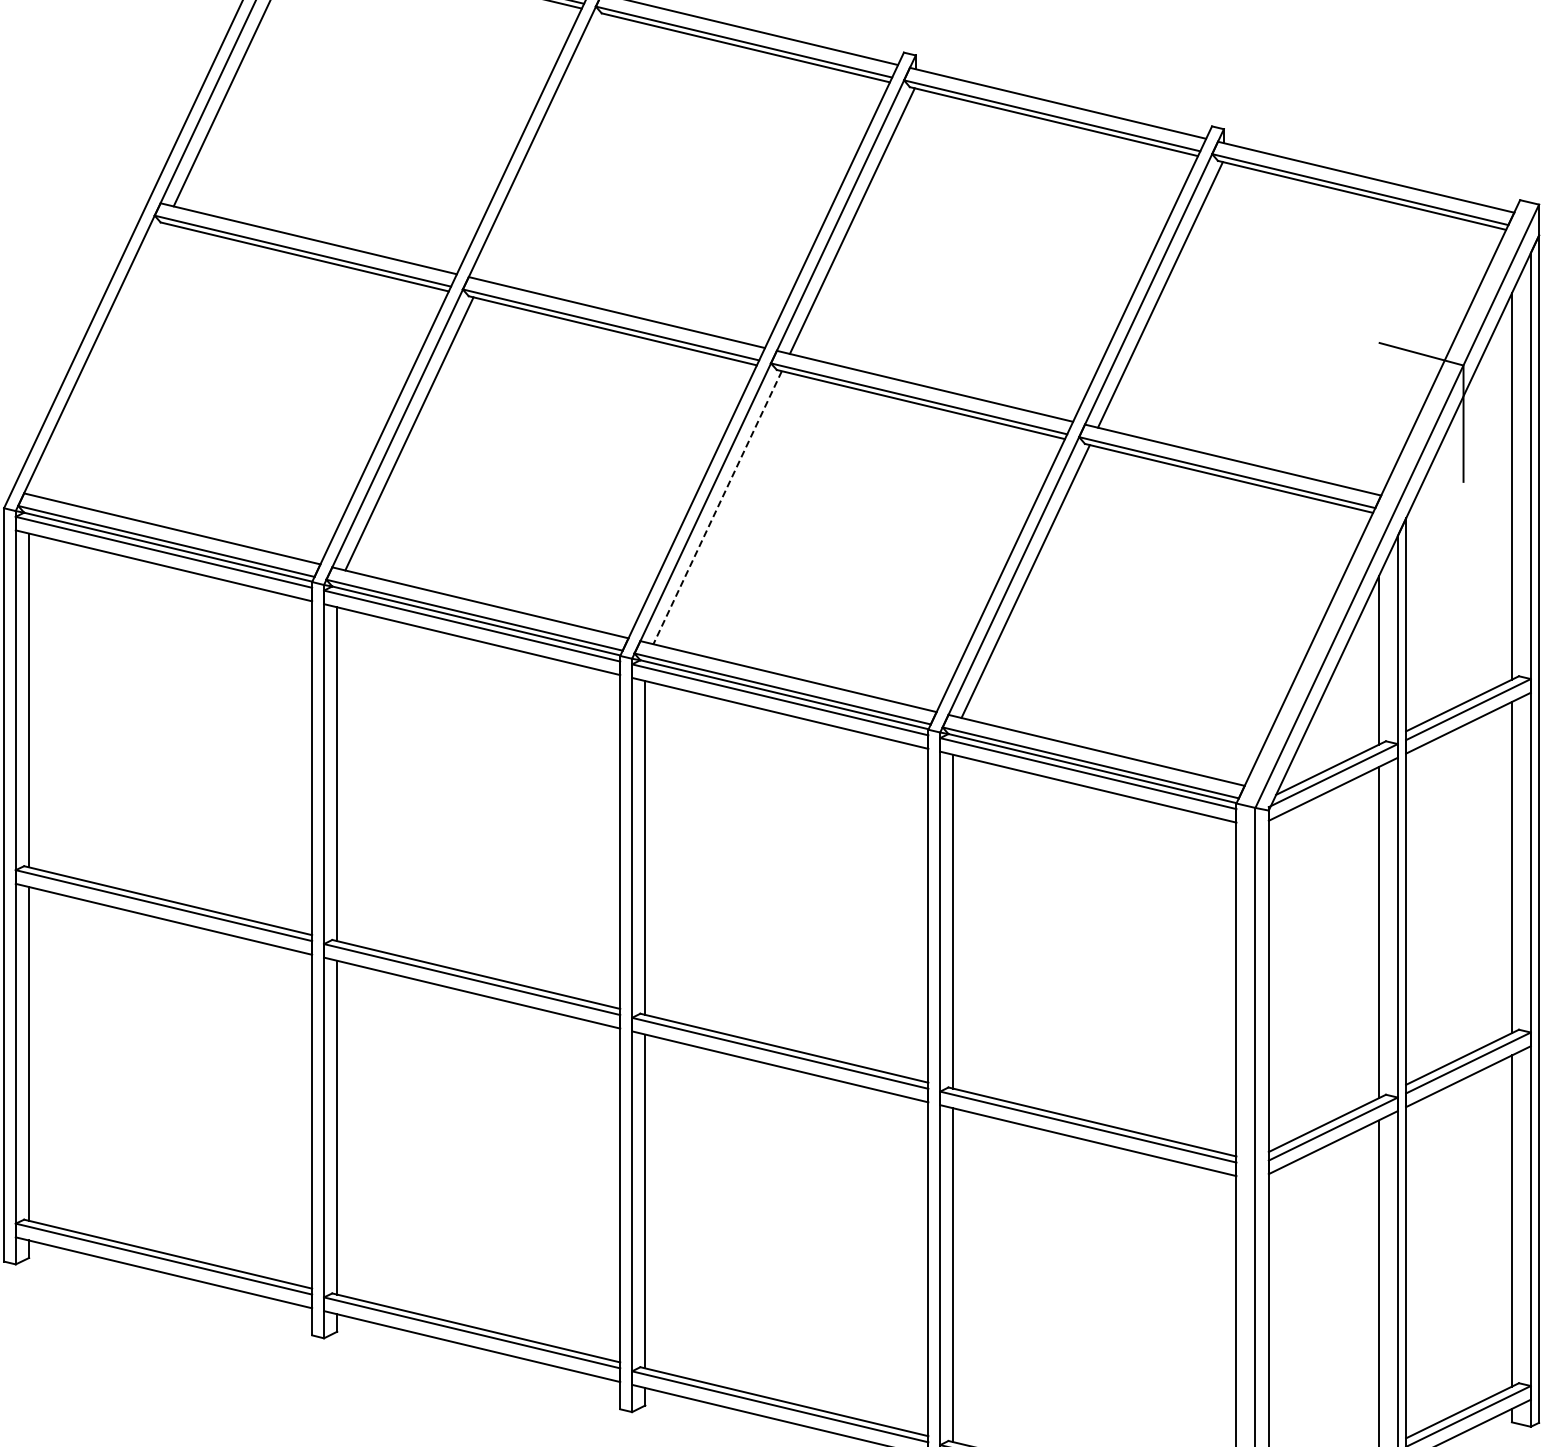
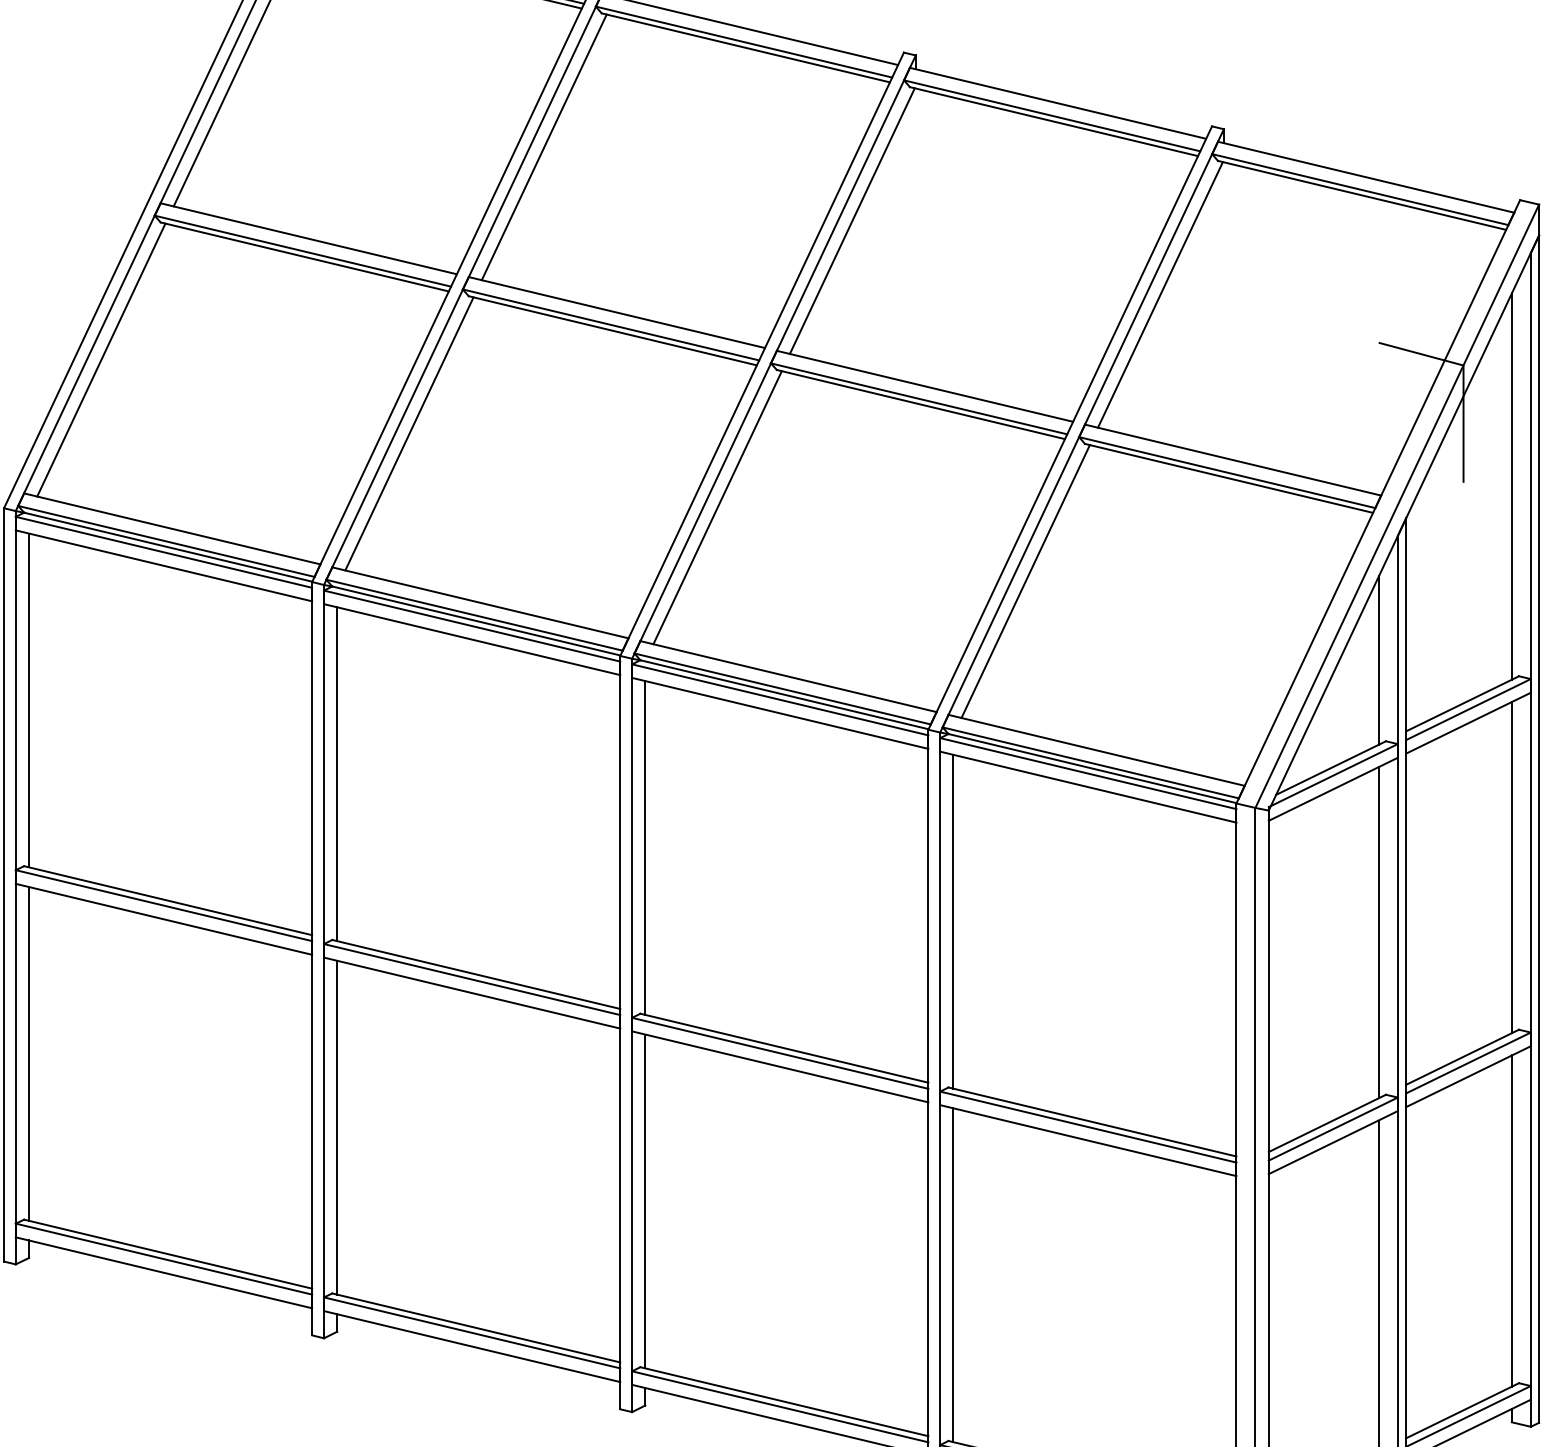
line: none -> present (543, 147)
line: none -> present (101, 359)
line: dashed -> solid (717, 507)
